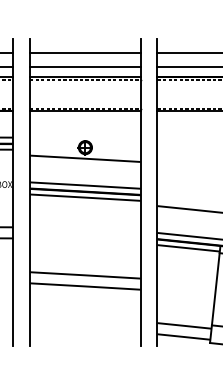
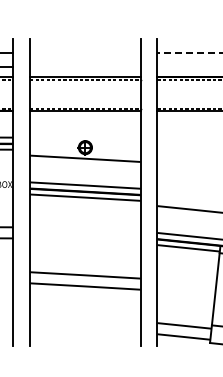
line: present -> none (84, 53)
line: solid -> dashed (189, 53)
line: present -> none (84, 66)
line: present -> none (188, 66)
